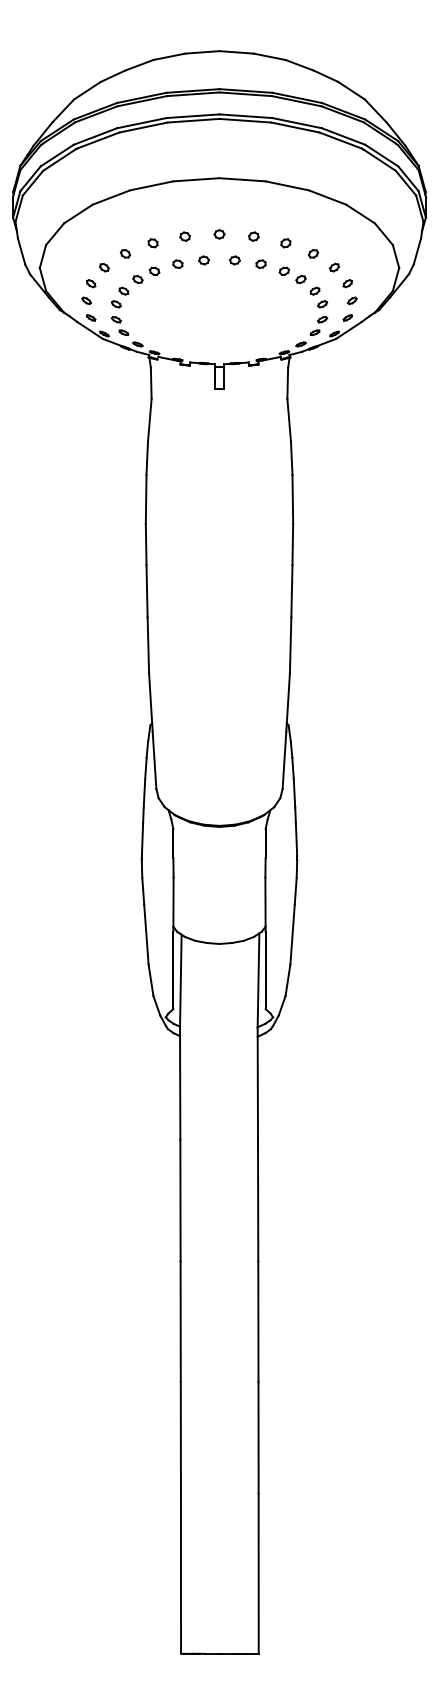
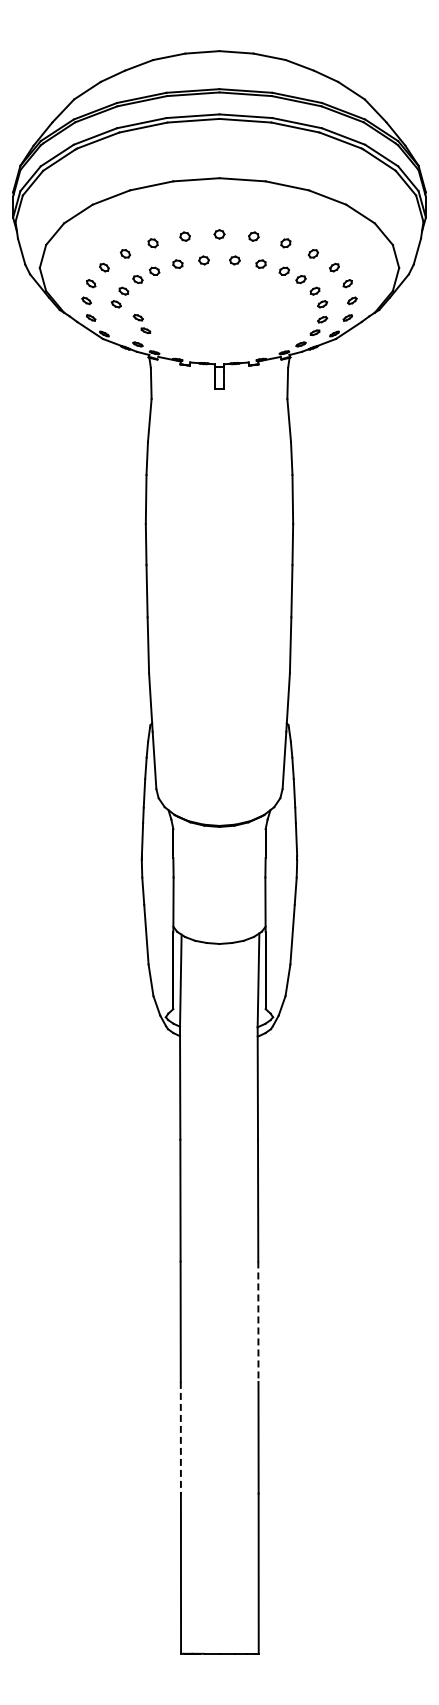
part position: (119, 325) -> (141, 323) (141, 323)
line: solid -> dashed (258, 1322)
line: solid -> dashed (180, 1437)
